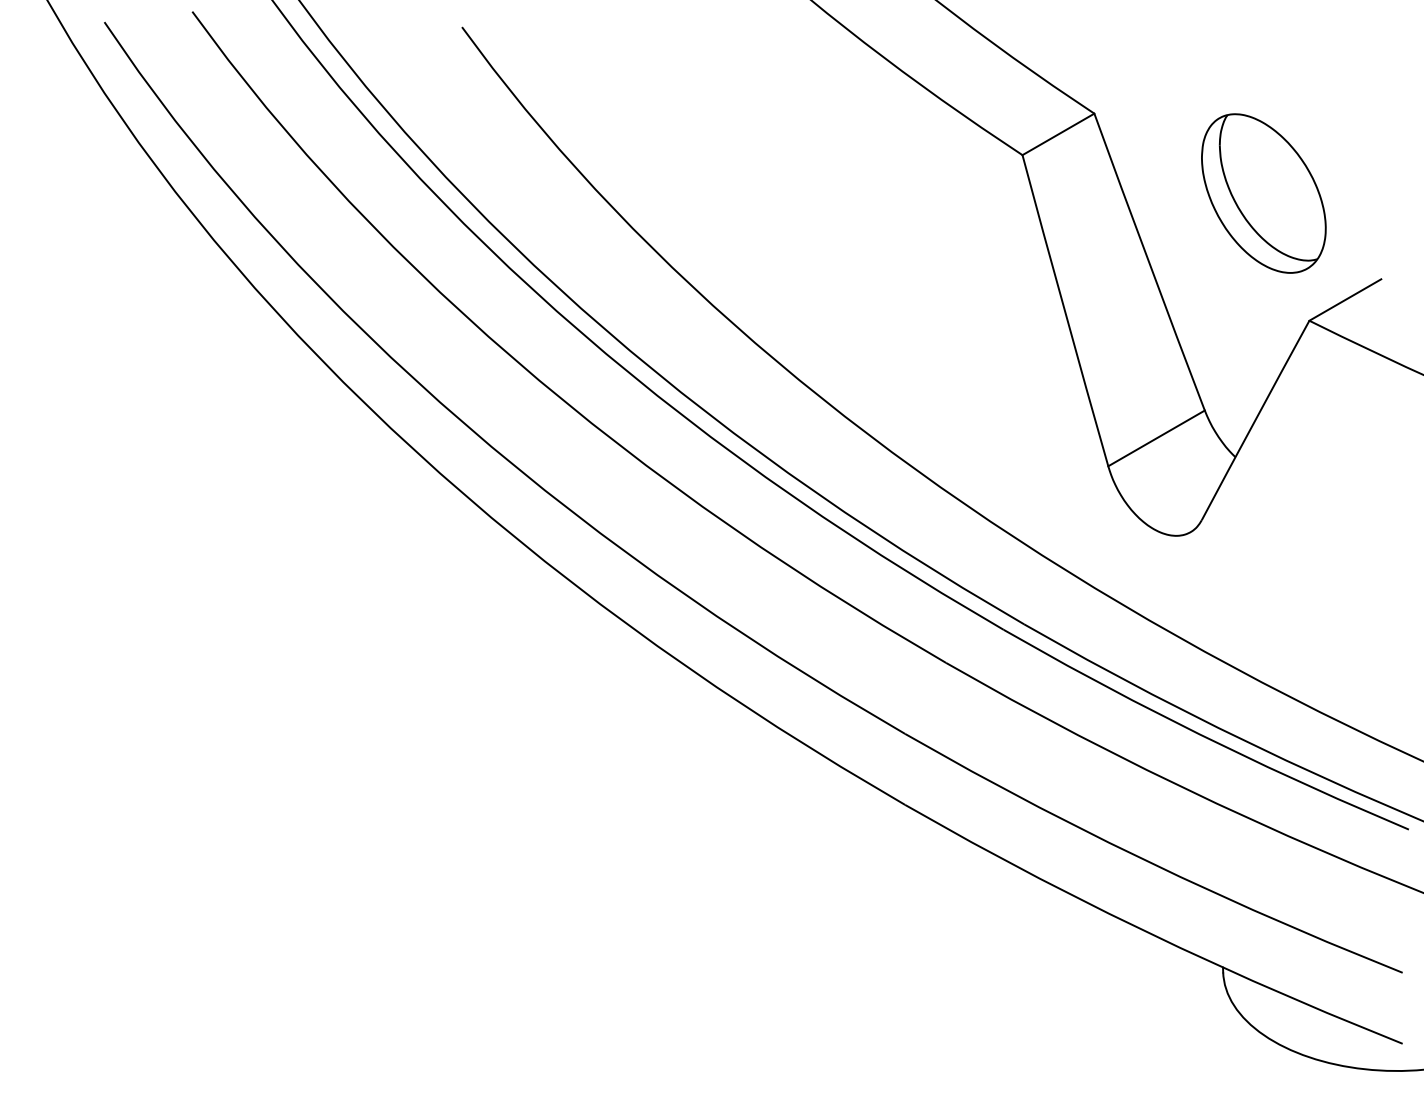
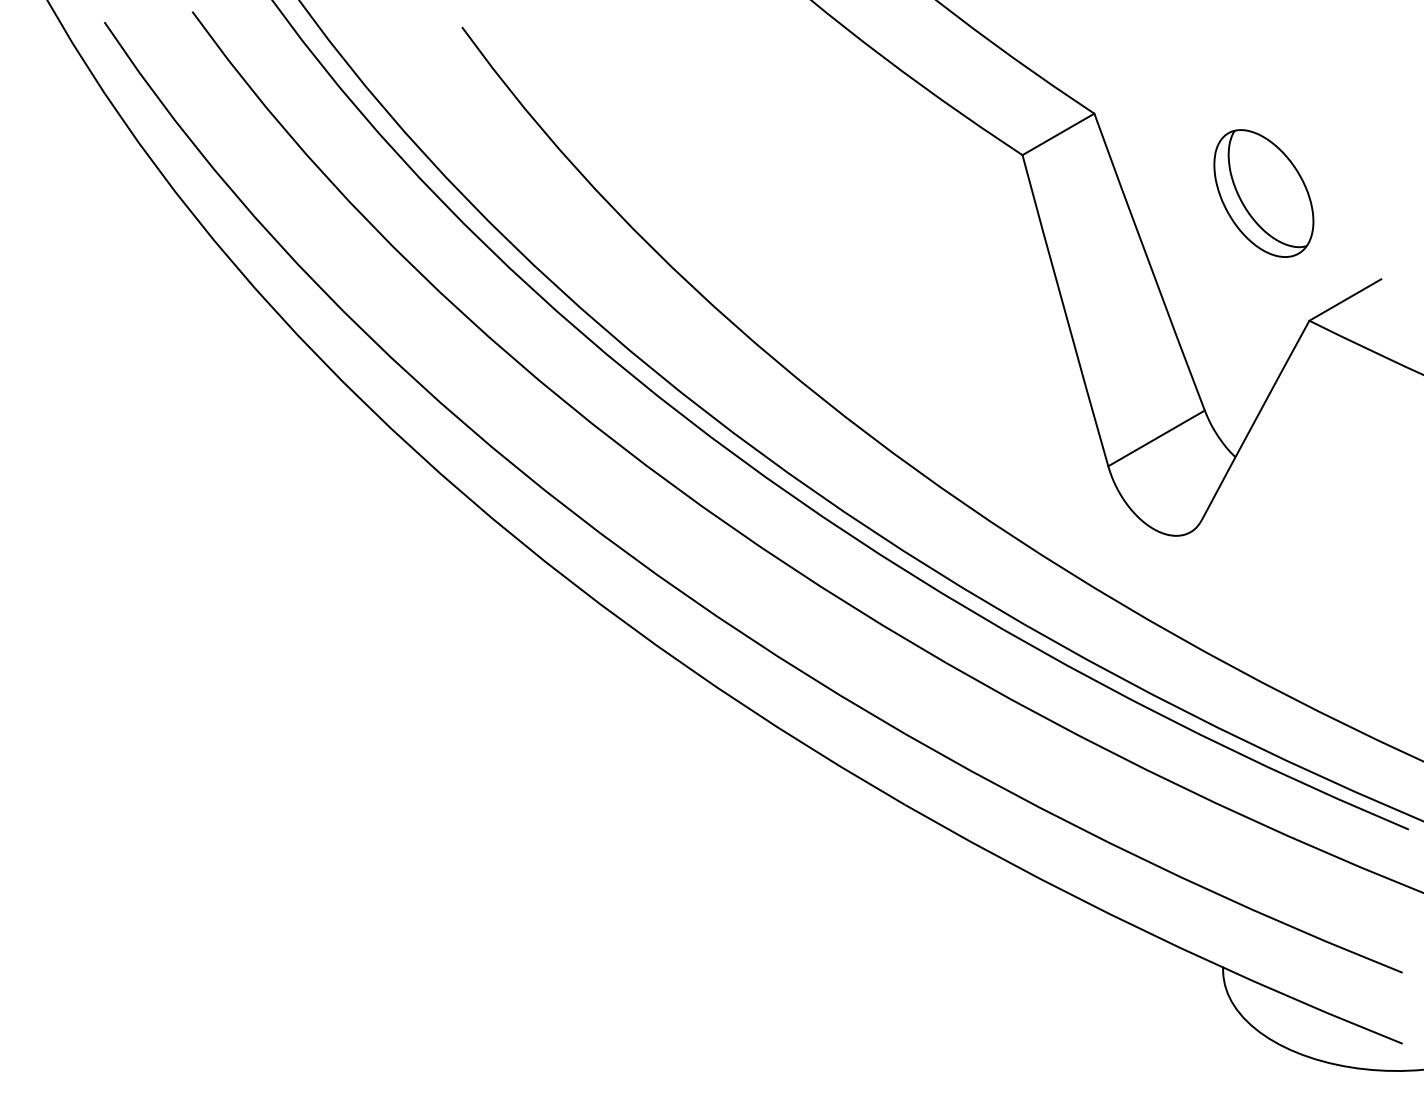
part size: 126x161 px -> 102x129 px (1263, 193)
